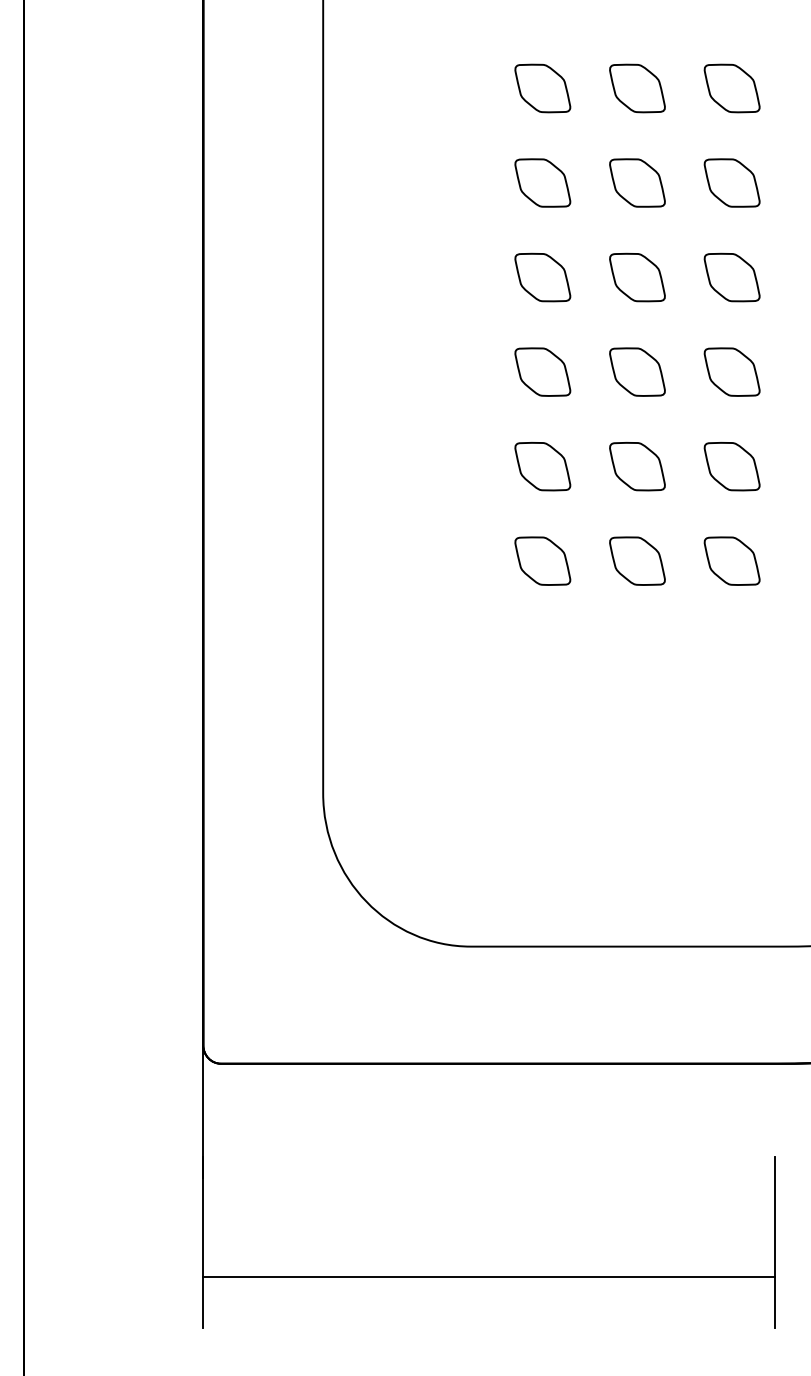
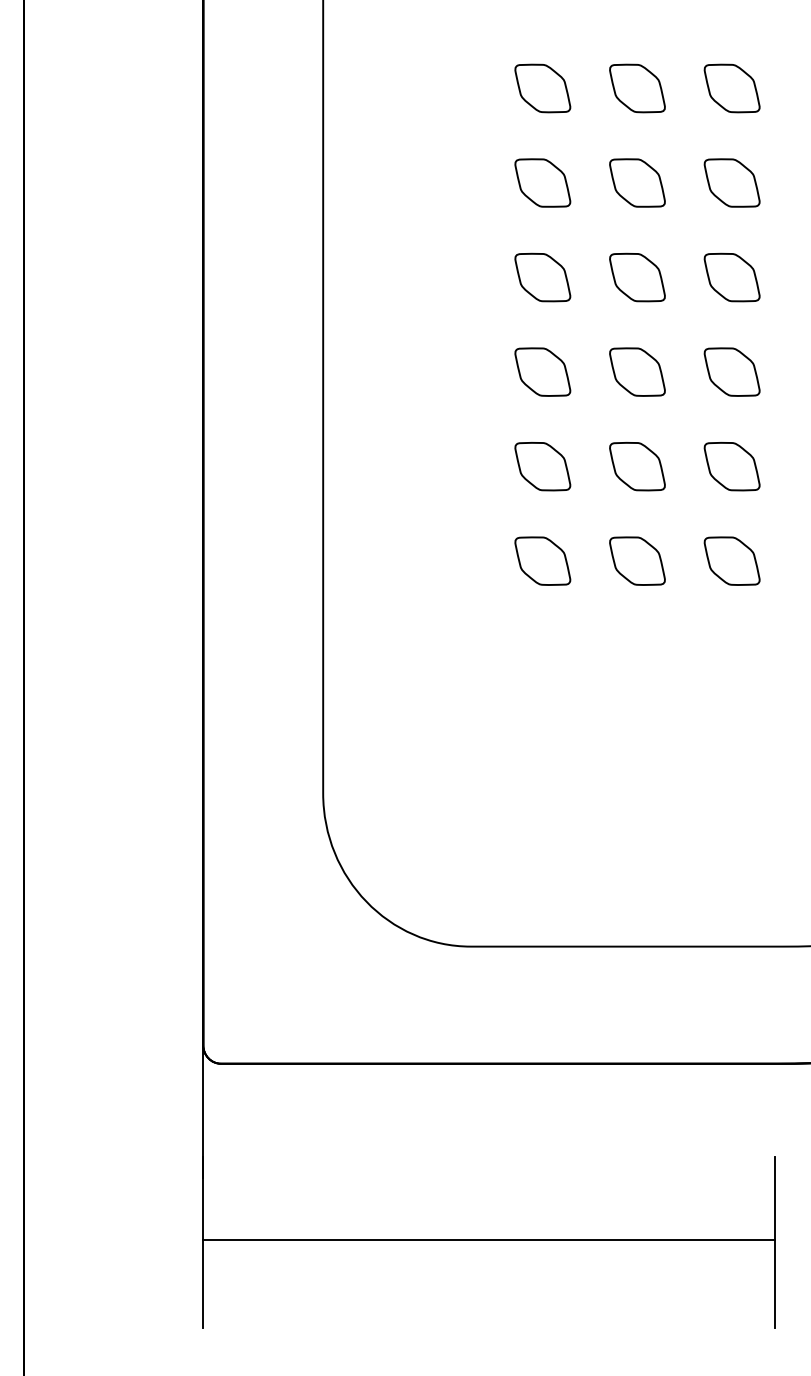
line position: (488, 1277) -> (488, 1240) (488, 1240)
